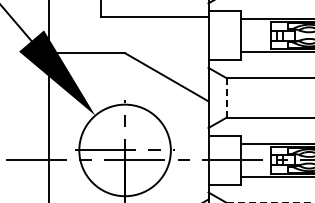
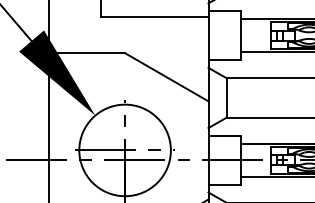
line: dashed -> solid (226, 97)
line: dashed -> solid (270, 202)
